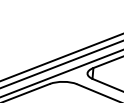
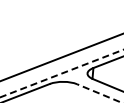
line: present -> none (61, 64)
line: solid -> dashed (61, 73)
line: solid -> dashed (99, 93)
